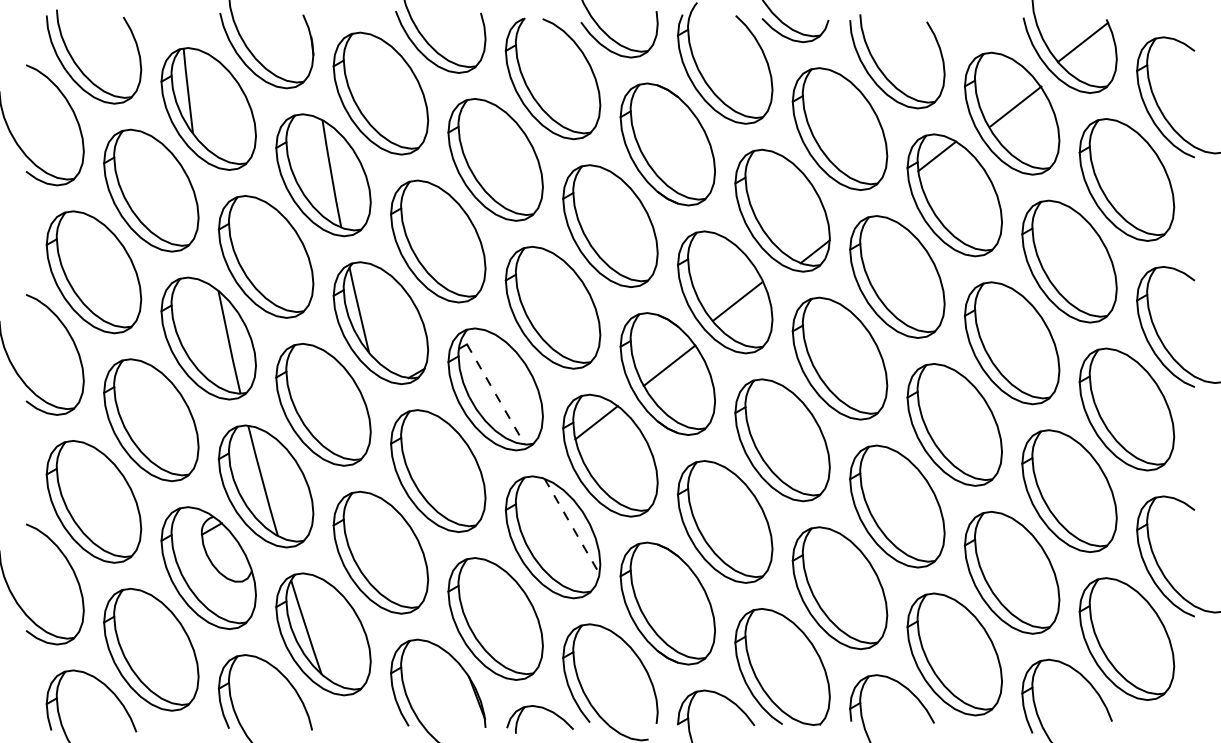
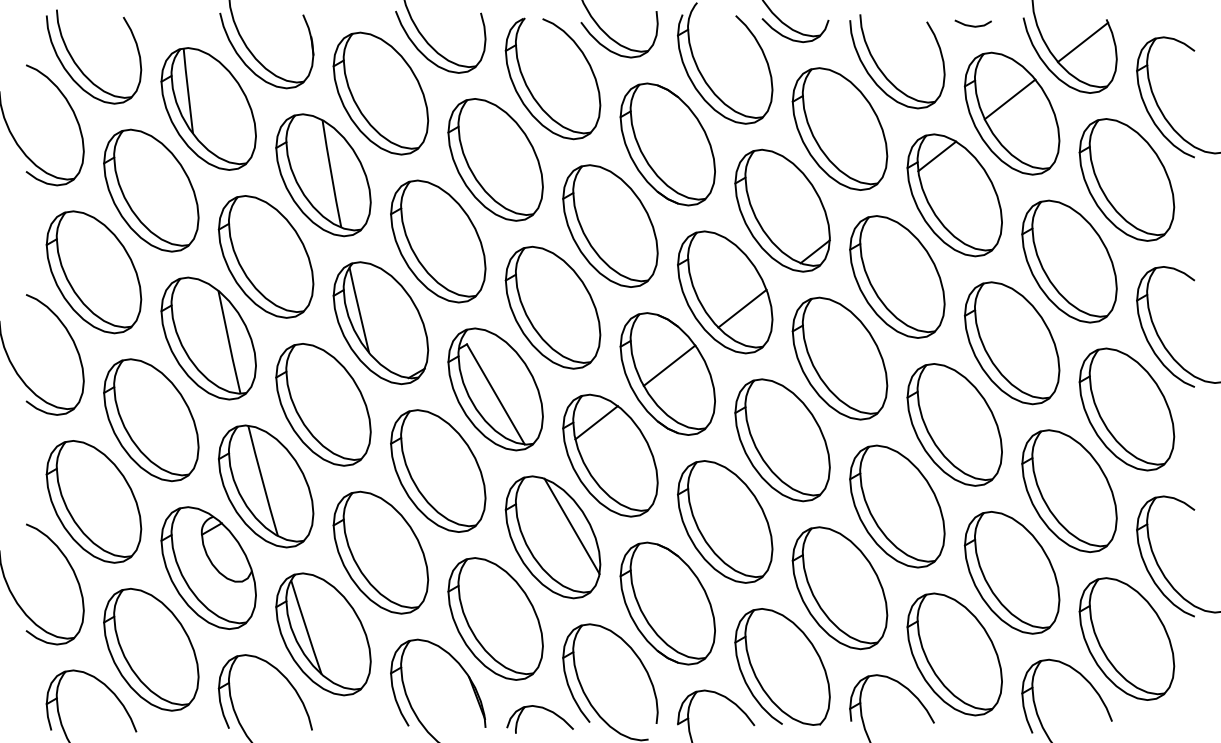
line: none -> present (972, 25)
line position: (1015, 106) -> (1009, 99) (1009, 99)
line position: (737, 301) -> (742, 308) (742, 308)
line: dashed -> solid (495, 394)
line: dashed -> solid (572, 526)
